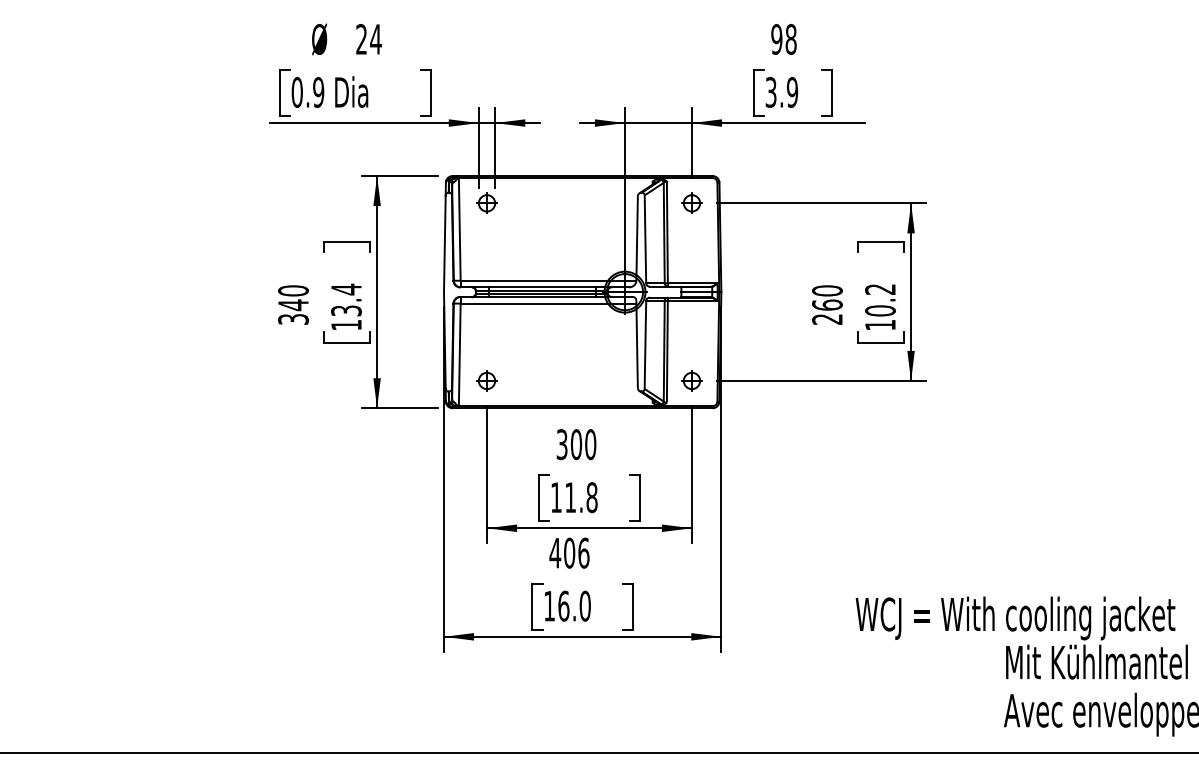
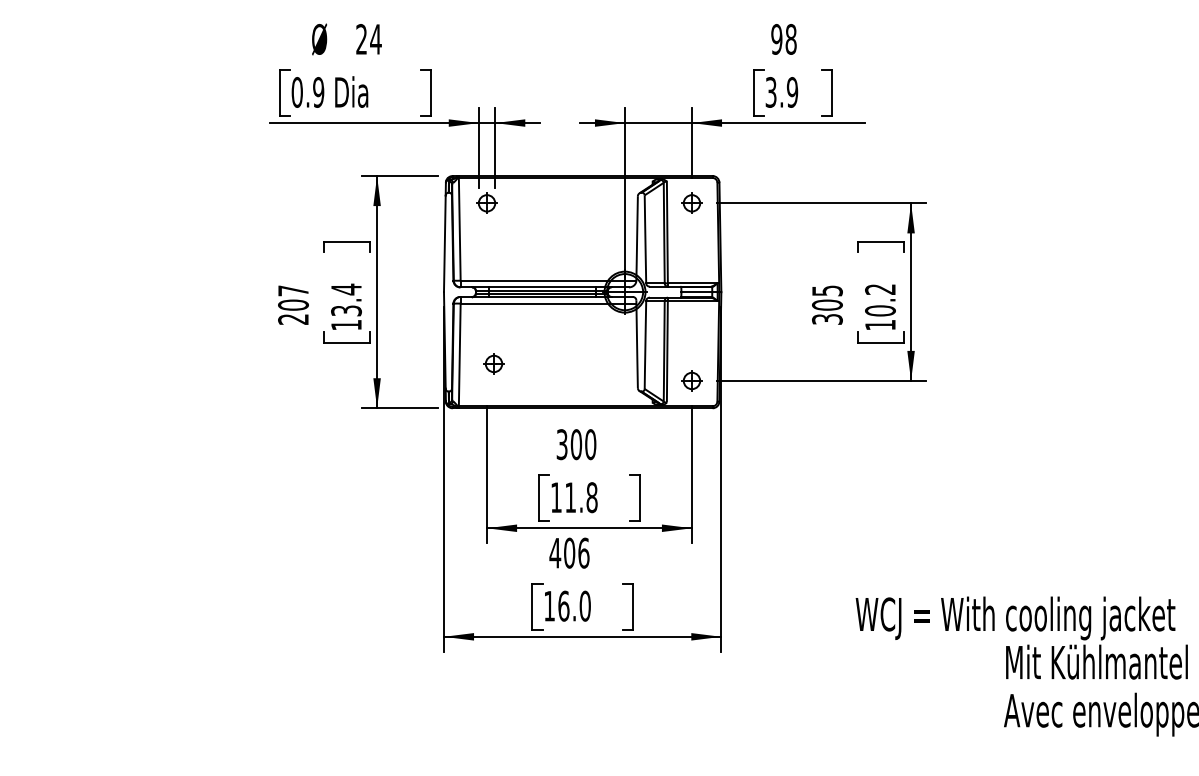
text: 340 -> 207 (293, 304)
text: 260 -> 305 (827, 304)
part position: (486, 380) -> (493, 363) (493, 363)
line: present -> none (598, 752)
